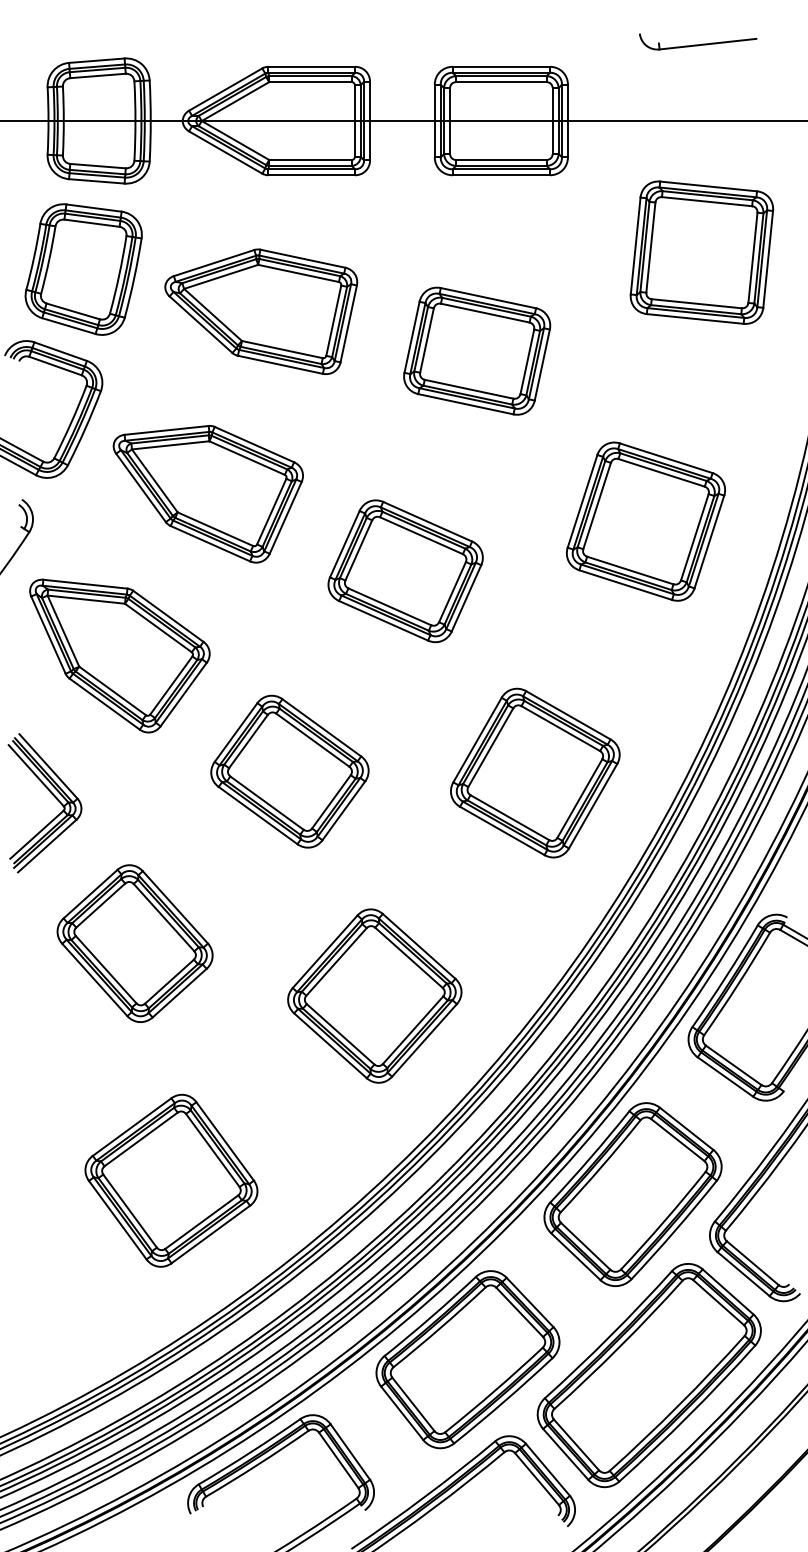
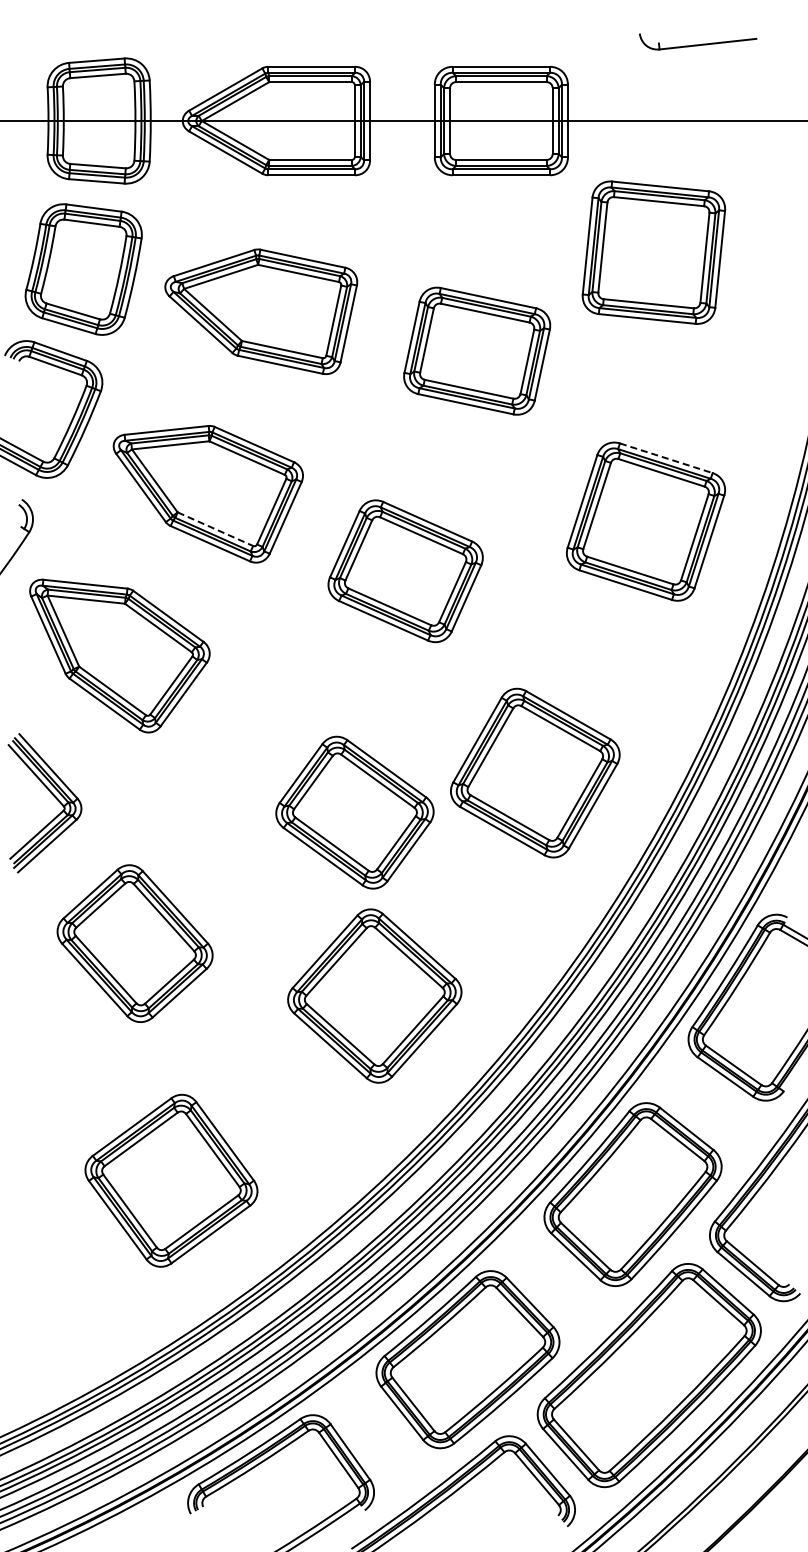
part position: (701, 252) -> (653, 252) (653, 252)
line: solid -> dashed (666, 458)
line: solid -> dashed (215, 529)
part position: (289, 771) -> (354, 812) (354, 812)
